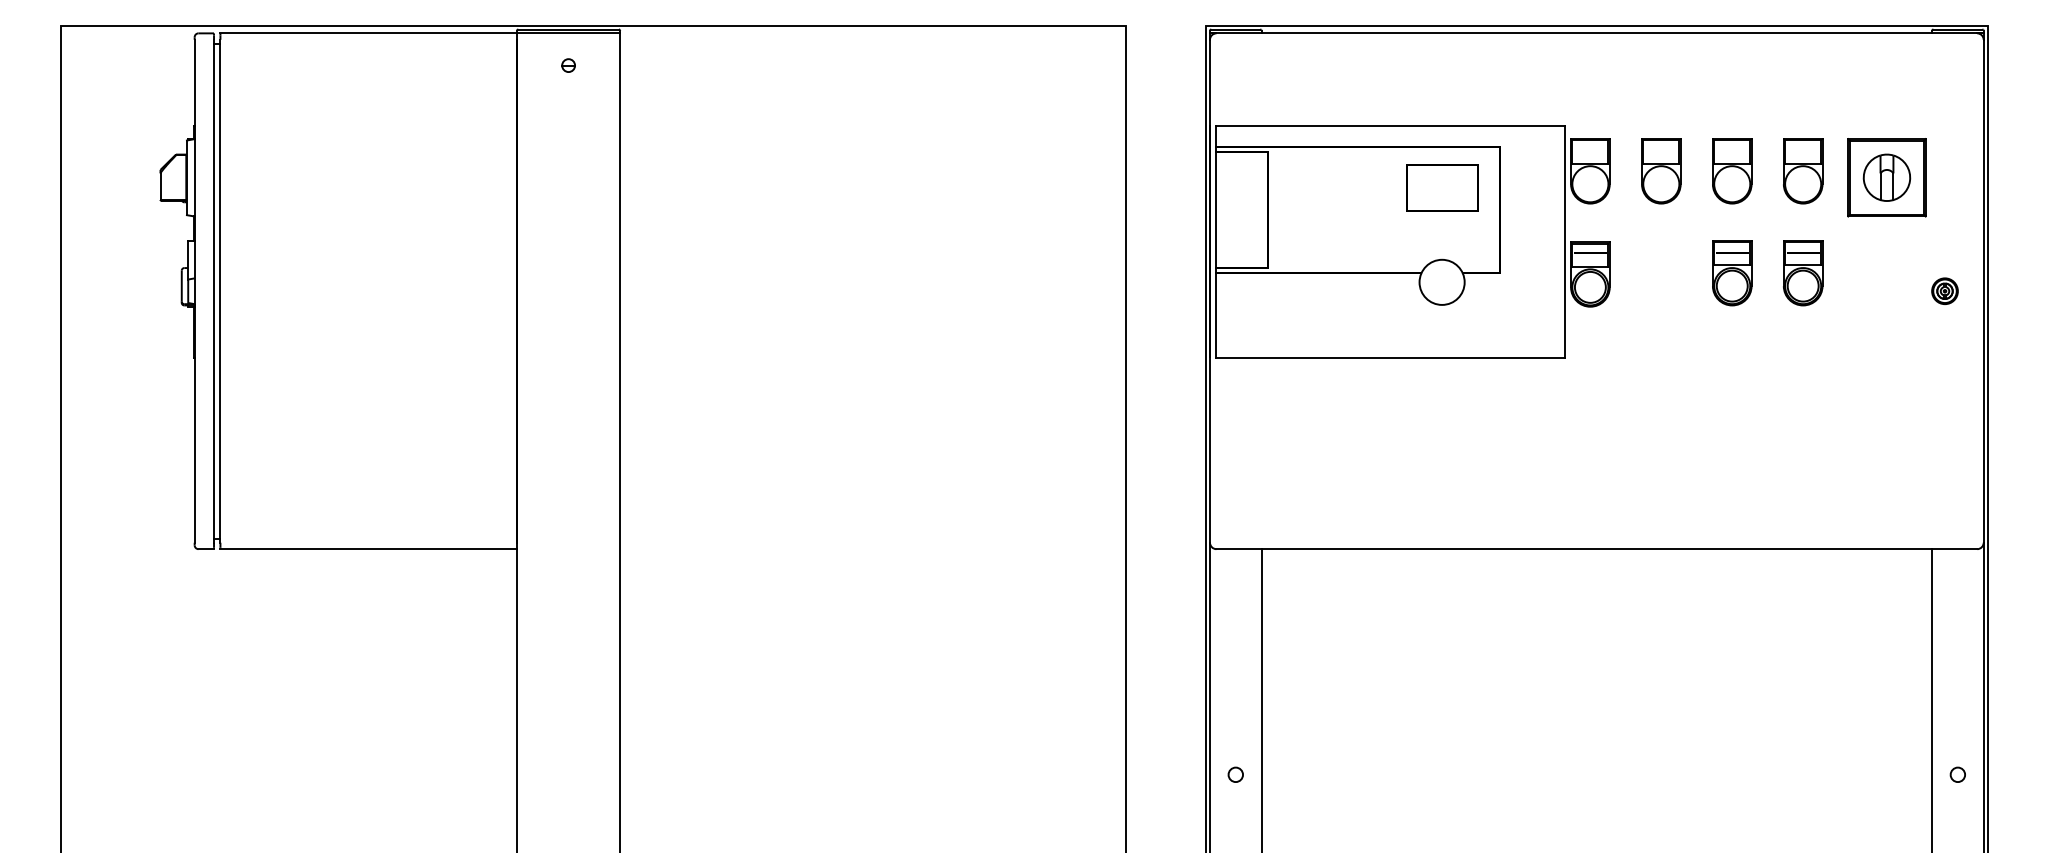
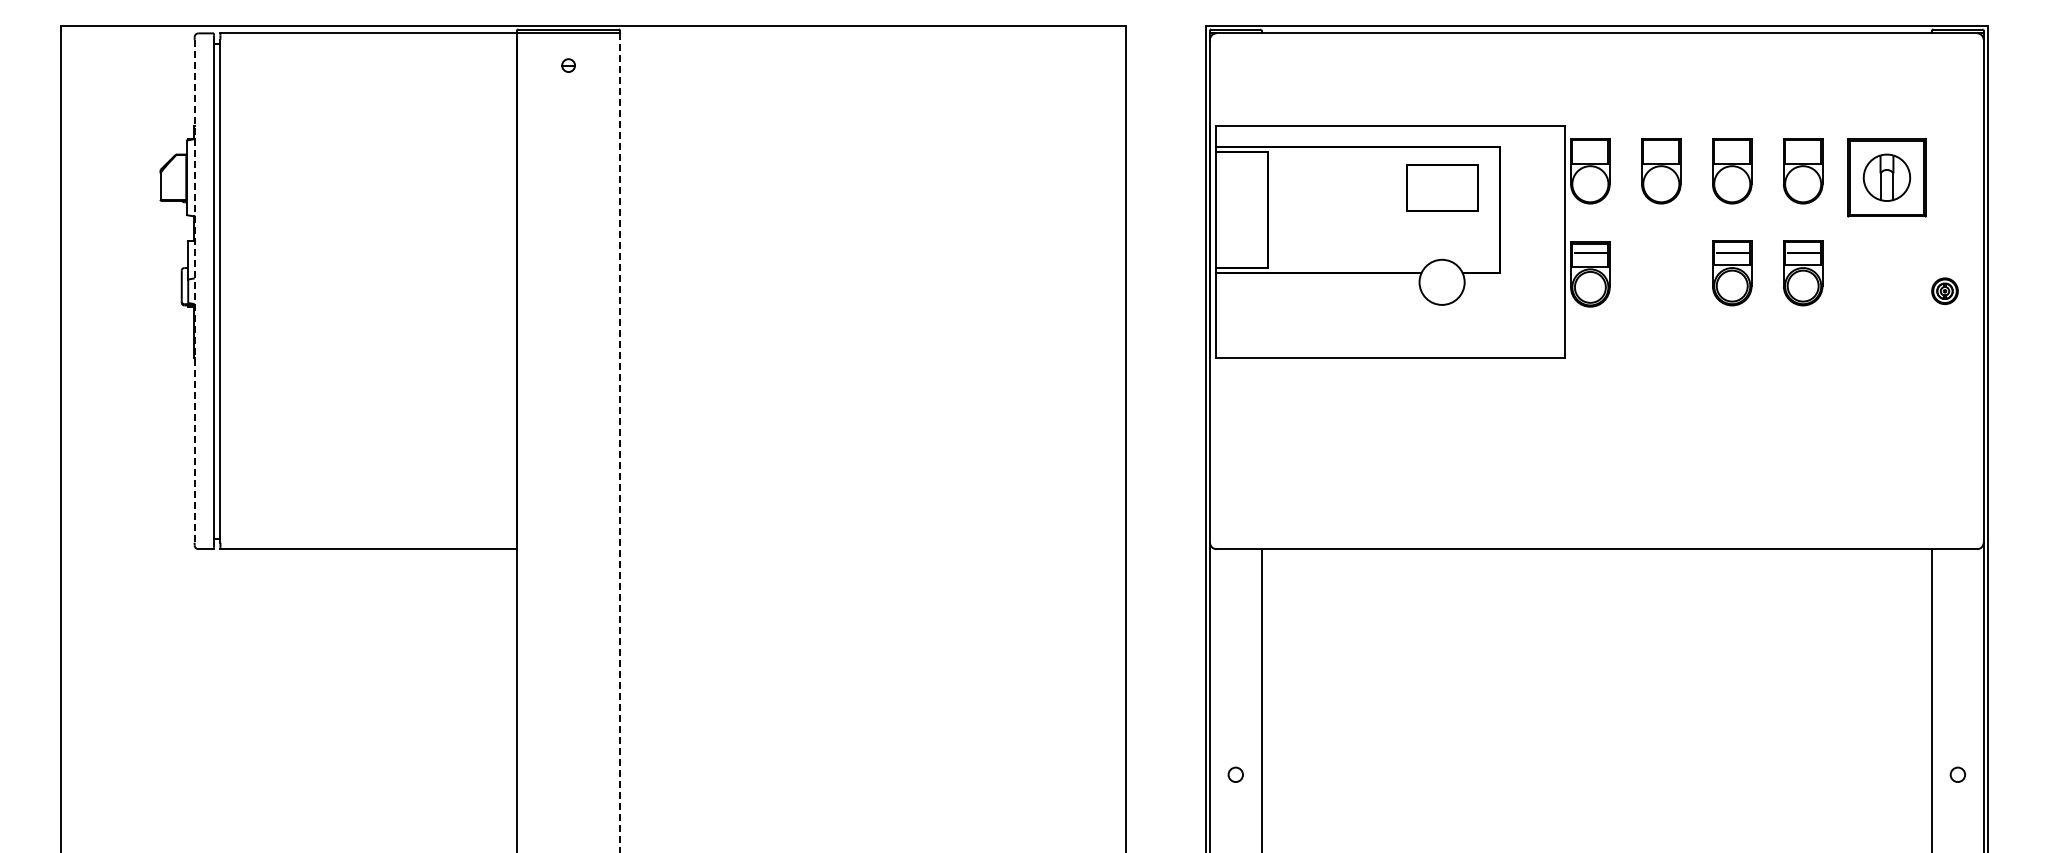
line: solid -> dashed (194, 291)
line: solid -> dashed (620, 443)
